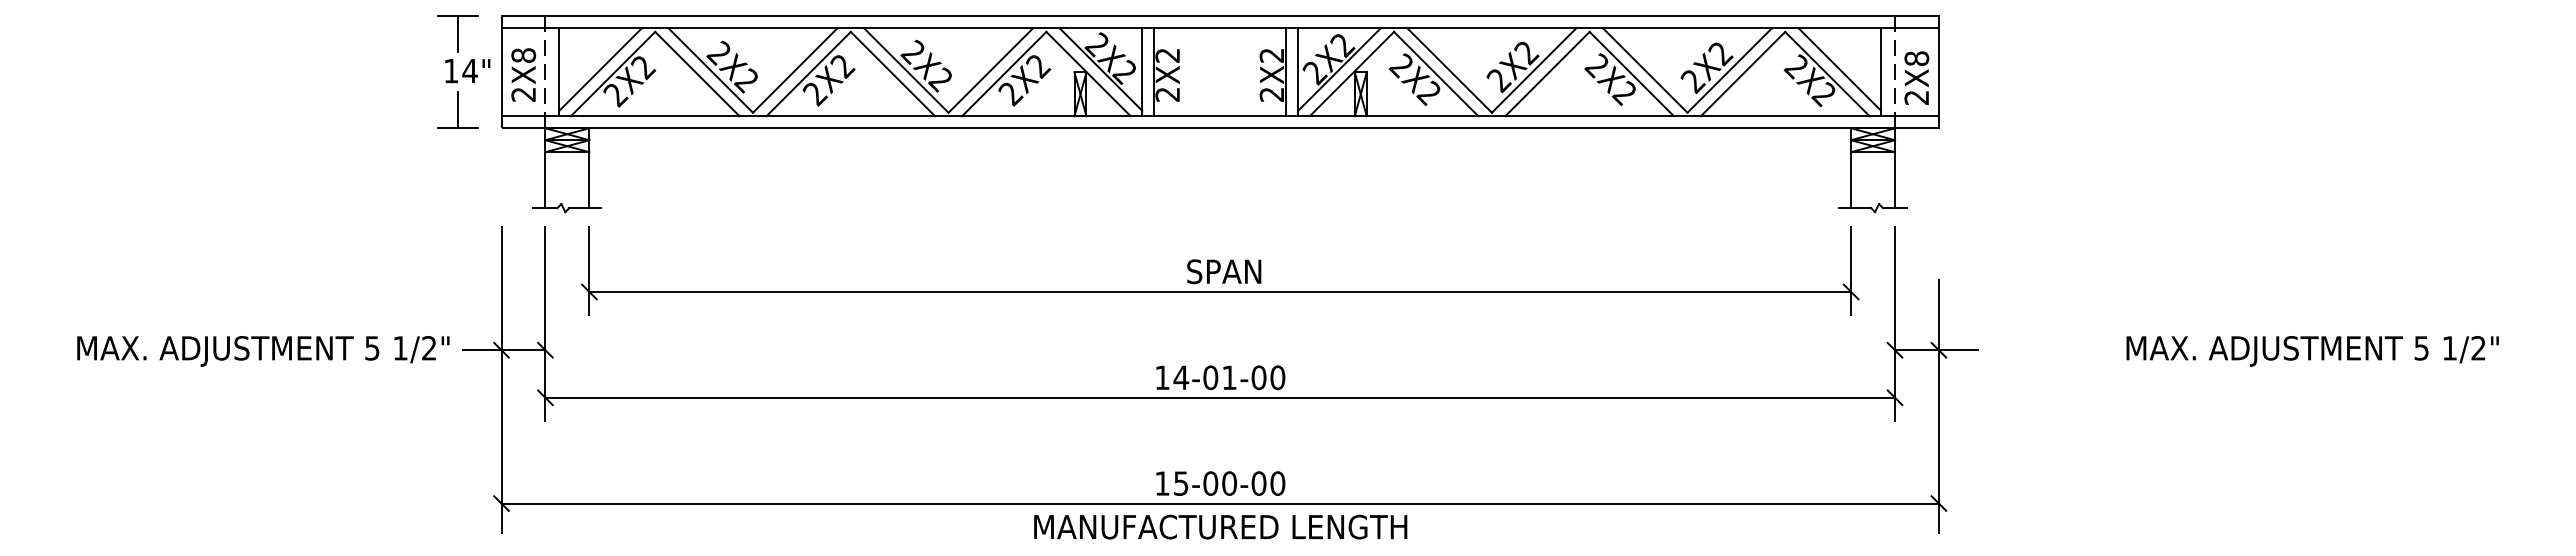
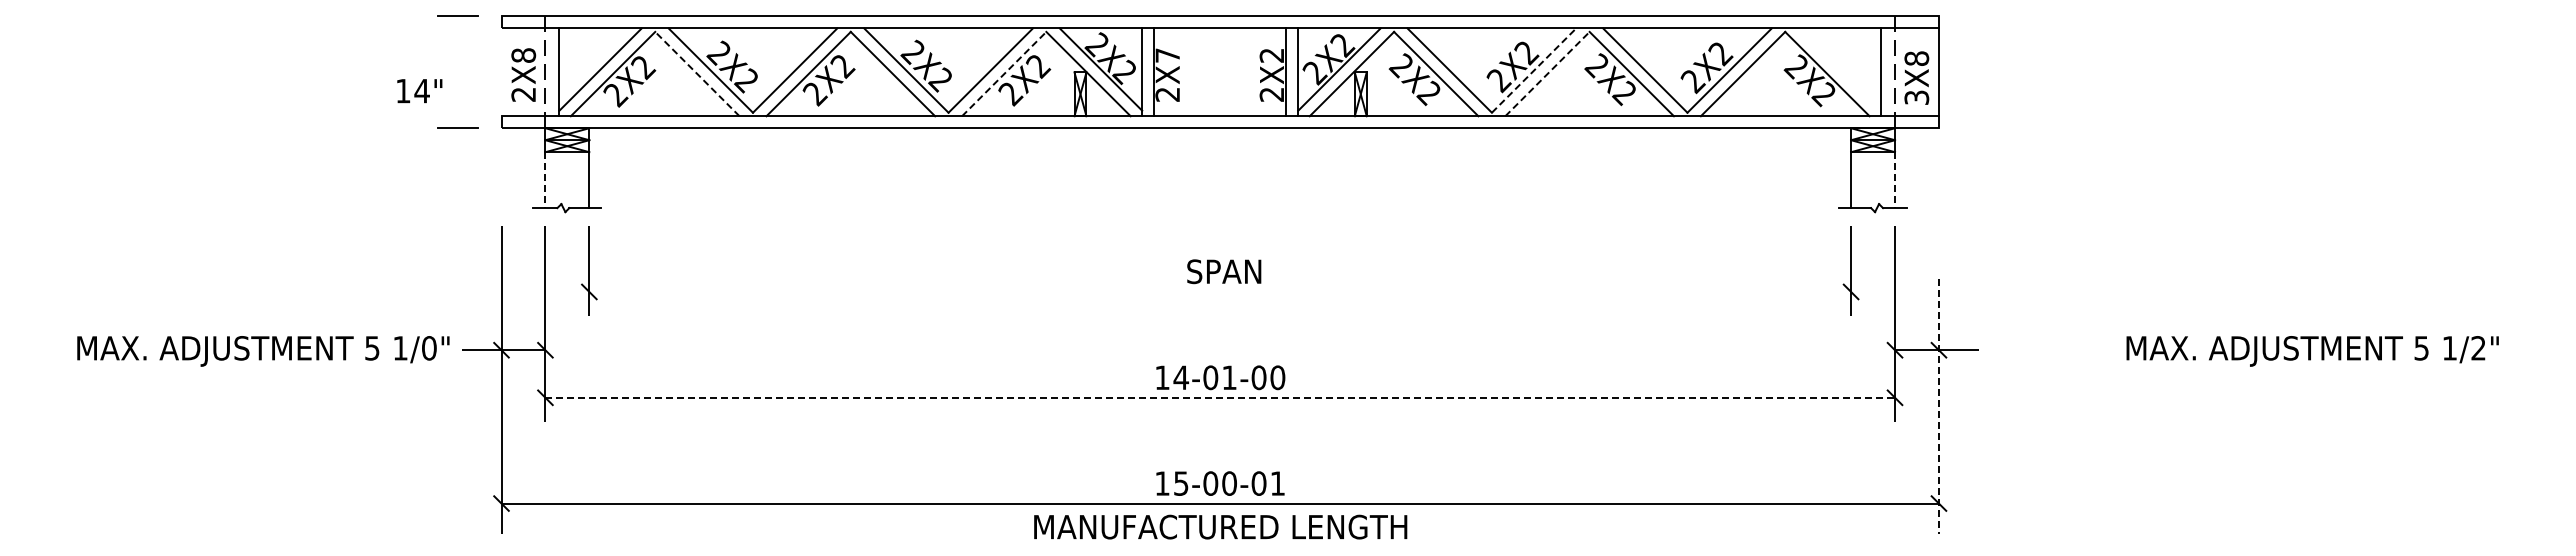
line: present -> none (457, 34)
text: 2X2 -> 2X7 (1167, 55)
line: present -> none (1839, 69)
line: solid -> dashed (1534, 70)
text position: (467, 71) -> (419, 91) (419, 91)
line: present -> none (501, 72)
line: solid -> dashed (697, 74)
line: solid -> dashed (1004, 74)
line: solid -> dashed (1547, 74)
text: 2X8 -> 3X8 (1916, 97)
line: present -> none (457, 110)
line: solid -> dashed (545, 180)
line: solid -> dashed (1895, 180)
line: present -> none (1220, 291)
text: 1/2" -> 1/0" (429, 348)
line: solid -> dashed (1220, 397)
line: solid -> dashed (1938, 406)
text: 15-00-00 -> 15-00-01 (1277, 483)
